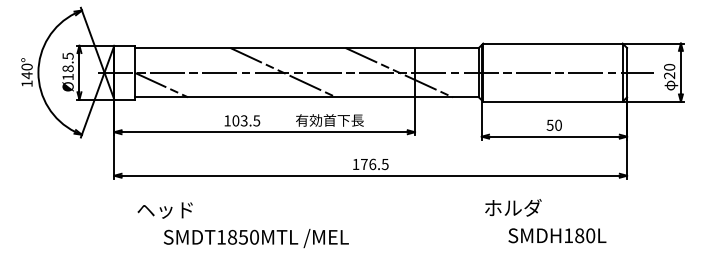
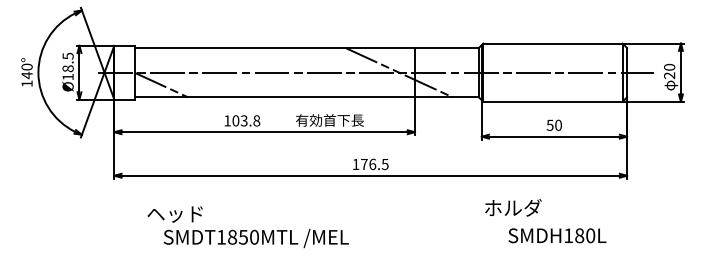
line: present -> none (283, 72)
text: 103.5 -> 103.8 (256, 120)
text position: (164, 210) -> (174, 214) (174, 214)
